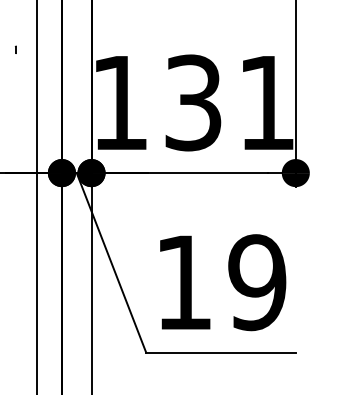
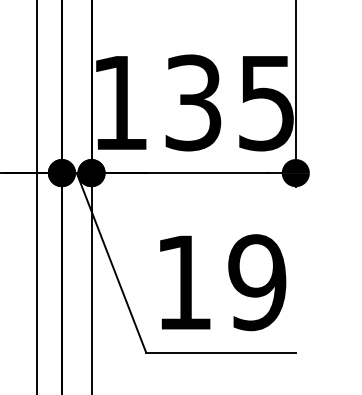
part: present -> none (15, 49)
text: 131 -> 135 (266, 103)
